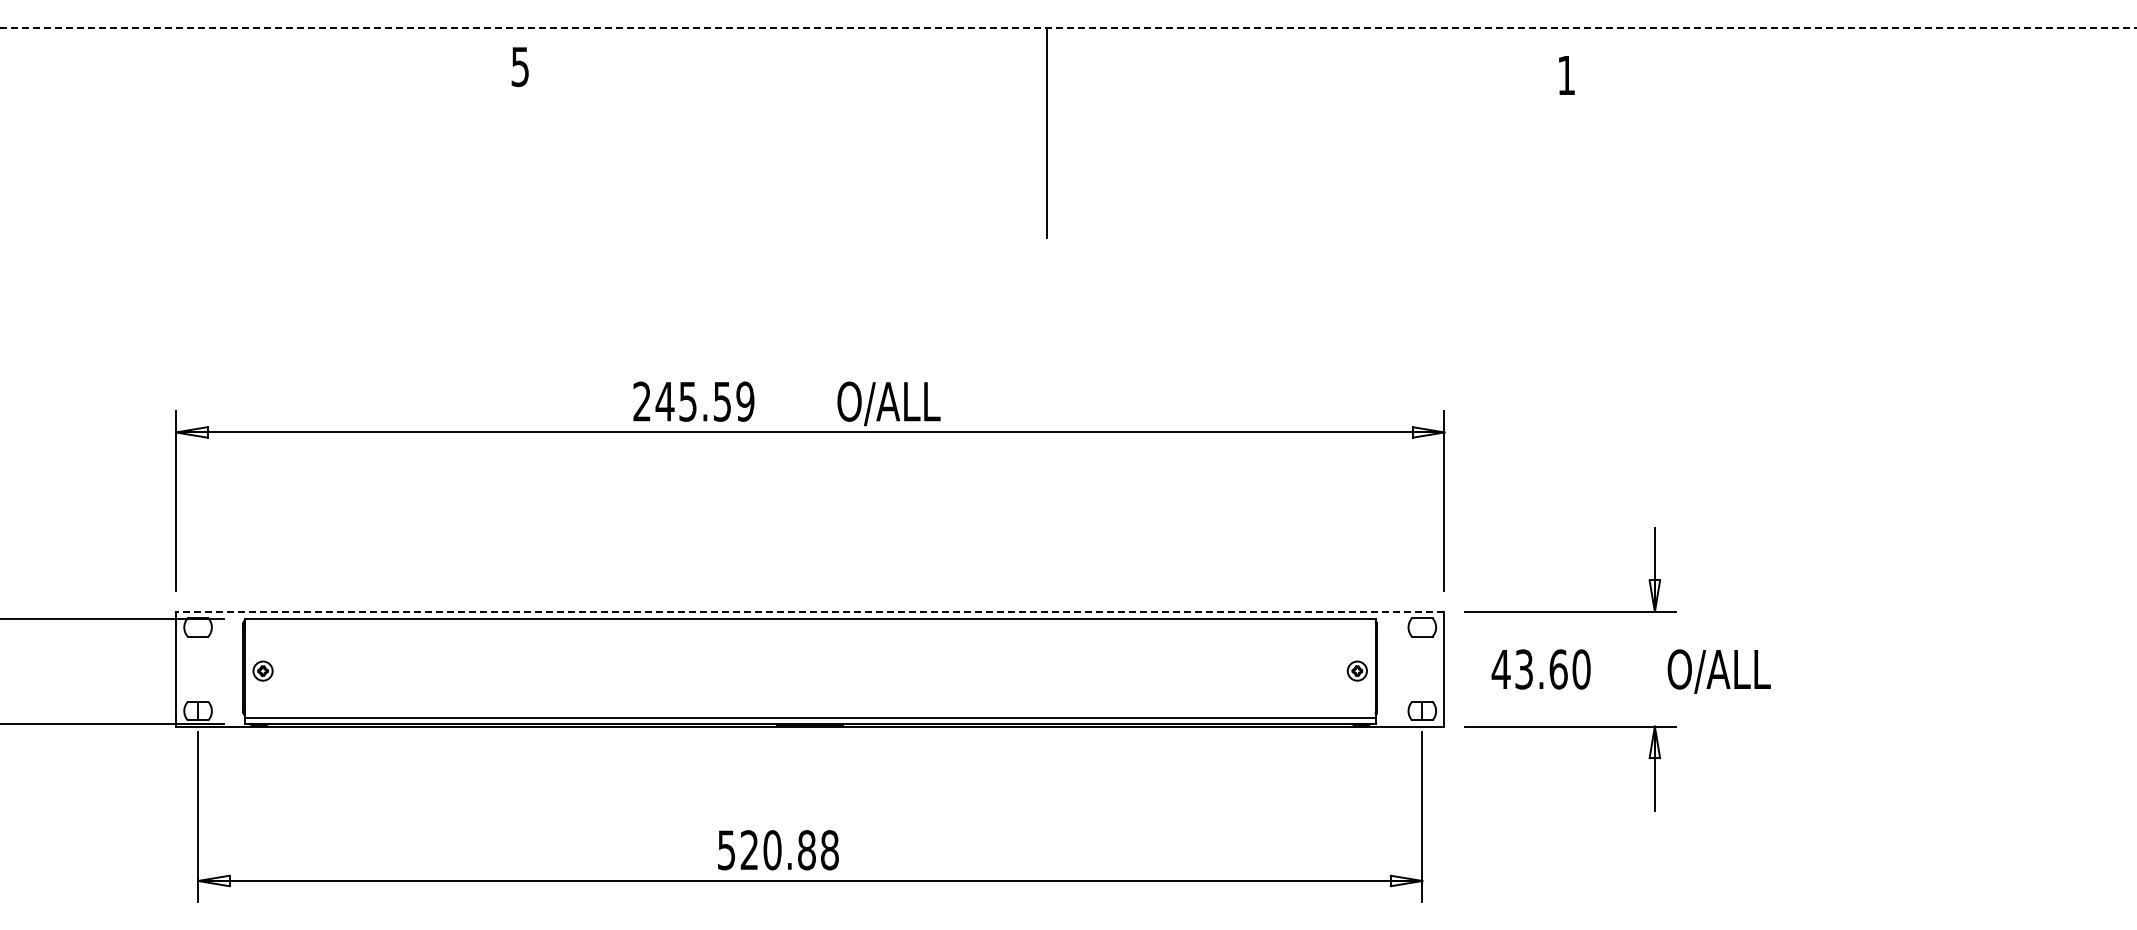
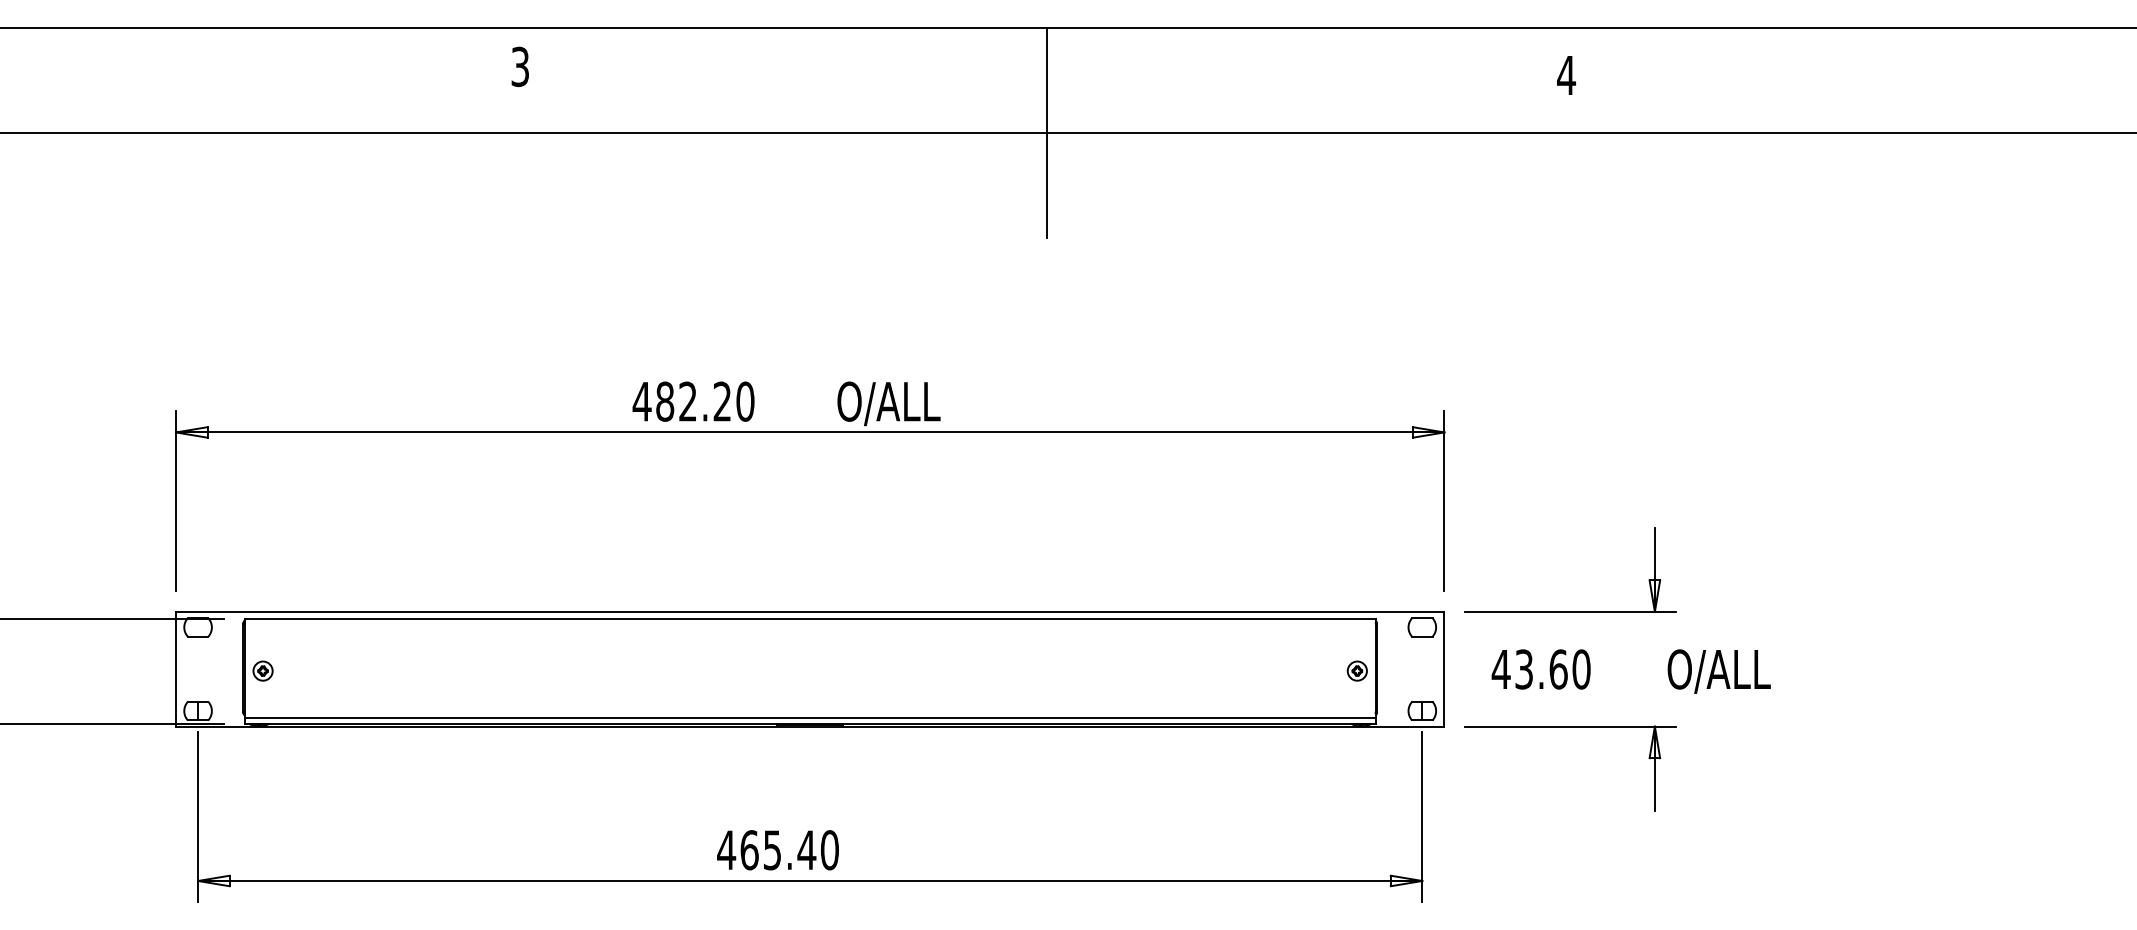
line: dashed -> solid (1068, 27)
text: 5 -> 3 (520, 66)
text: 1 -> 4 (1566, 75)
line: none -> present (1067, 133)
text: 245.59 -> 482.20 (693, 401)
line: dashed -> solid (809, 611)
text: 520.88 -> 465.40 (777, 850)
